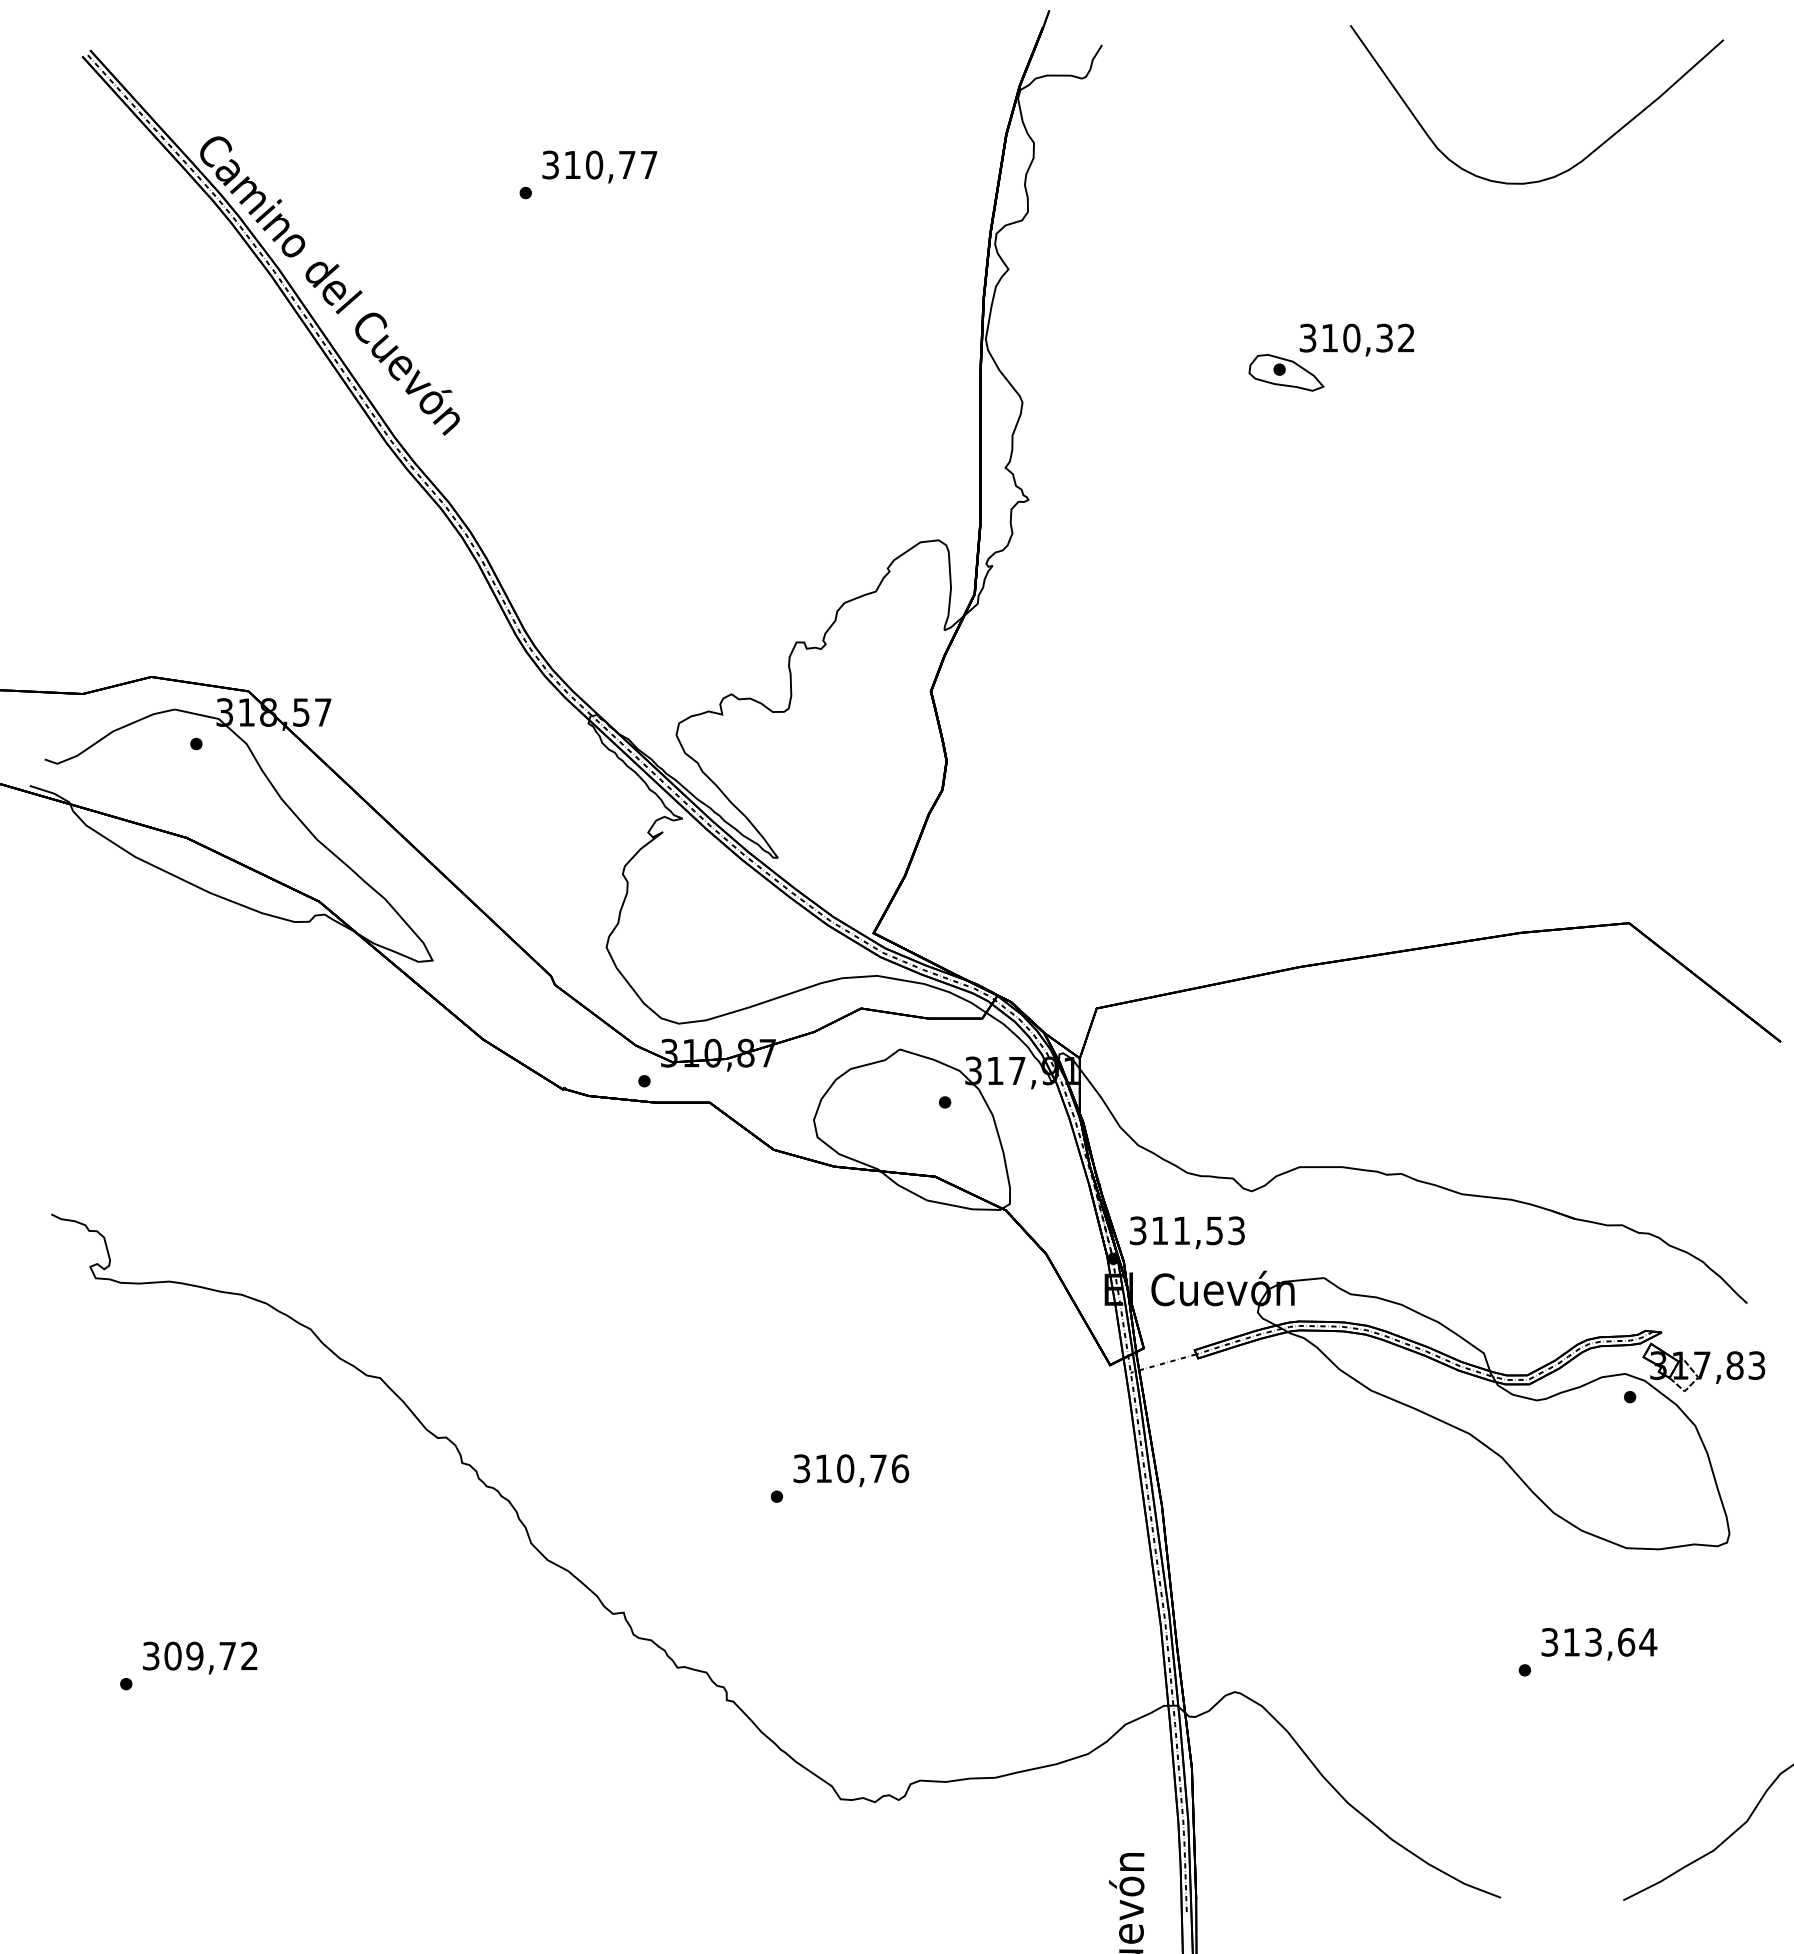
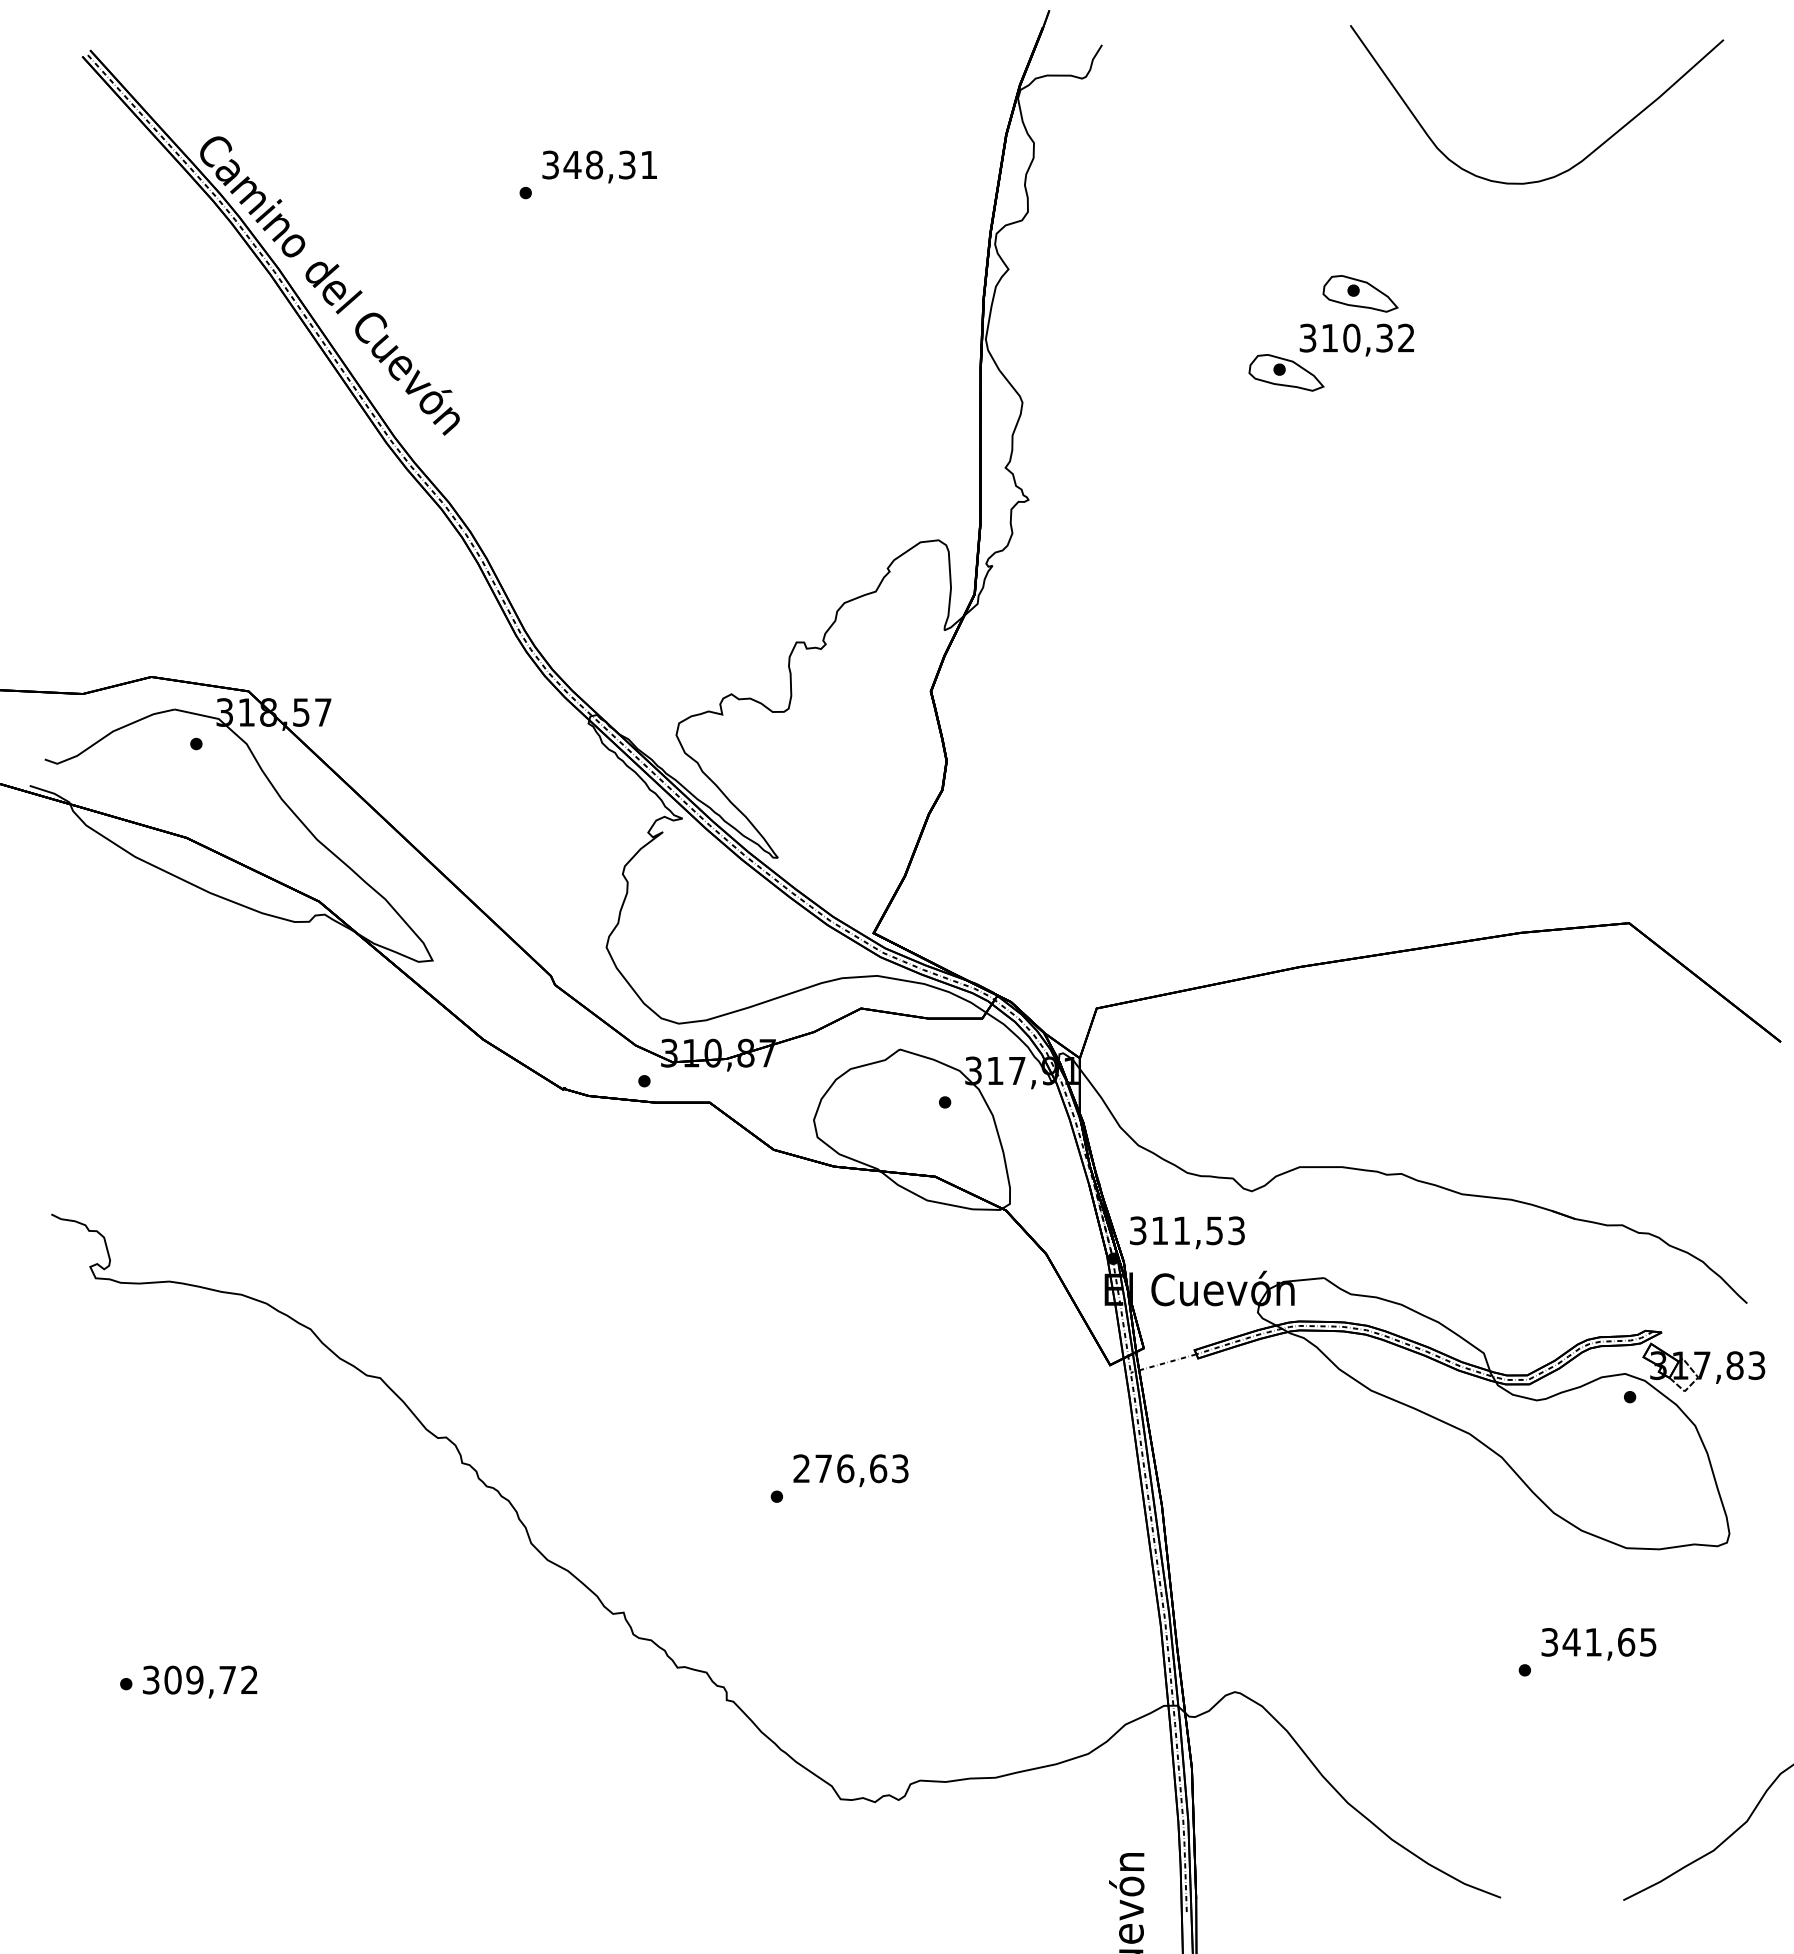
text: 310,77 -> 348,31 (610, 164)
part: none -> present (1360, 293)
text: 310,76 -> 276,63 (851, 1468)
text: 313,64 -> 341,65 (1609, 1642)
text position: (200, 1657) -> (200, 1681) (200, 1681)
